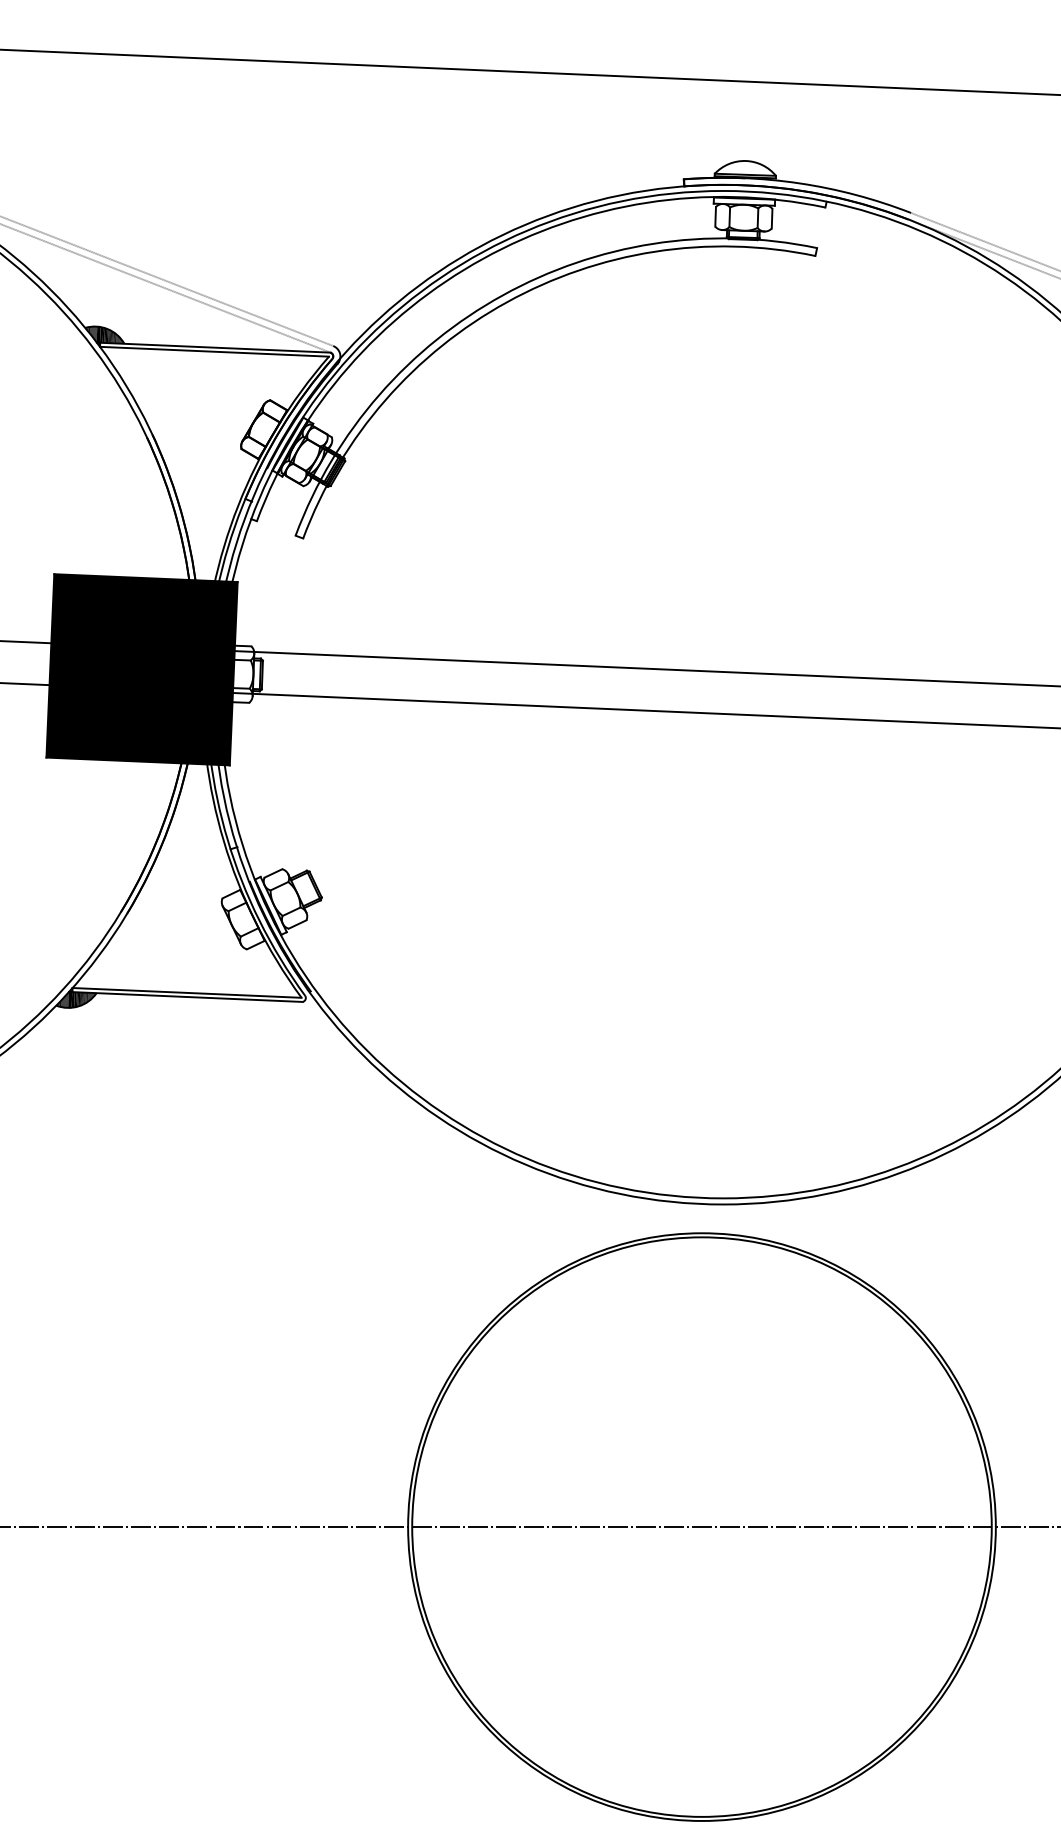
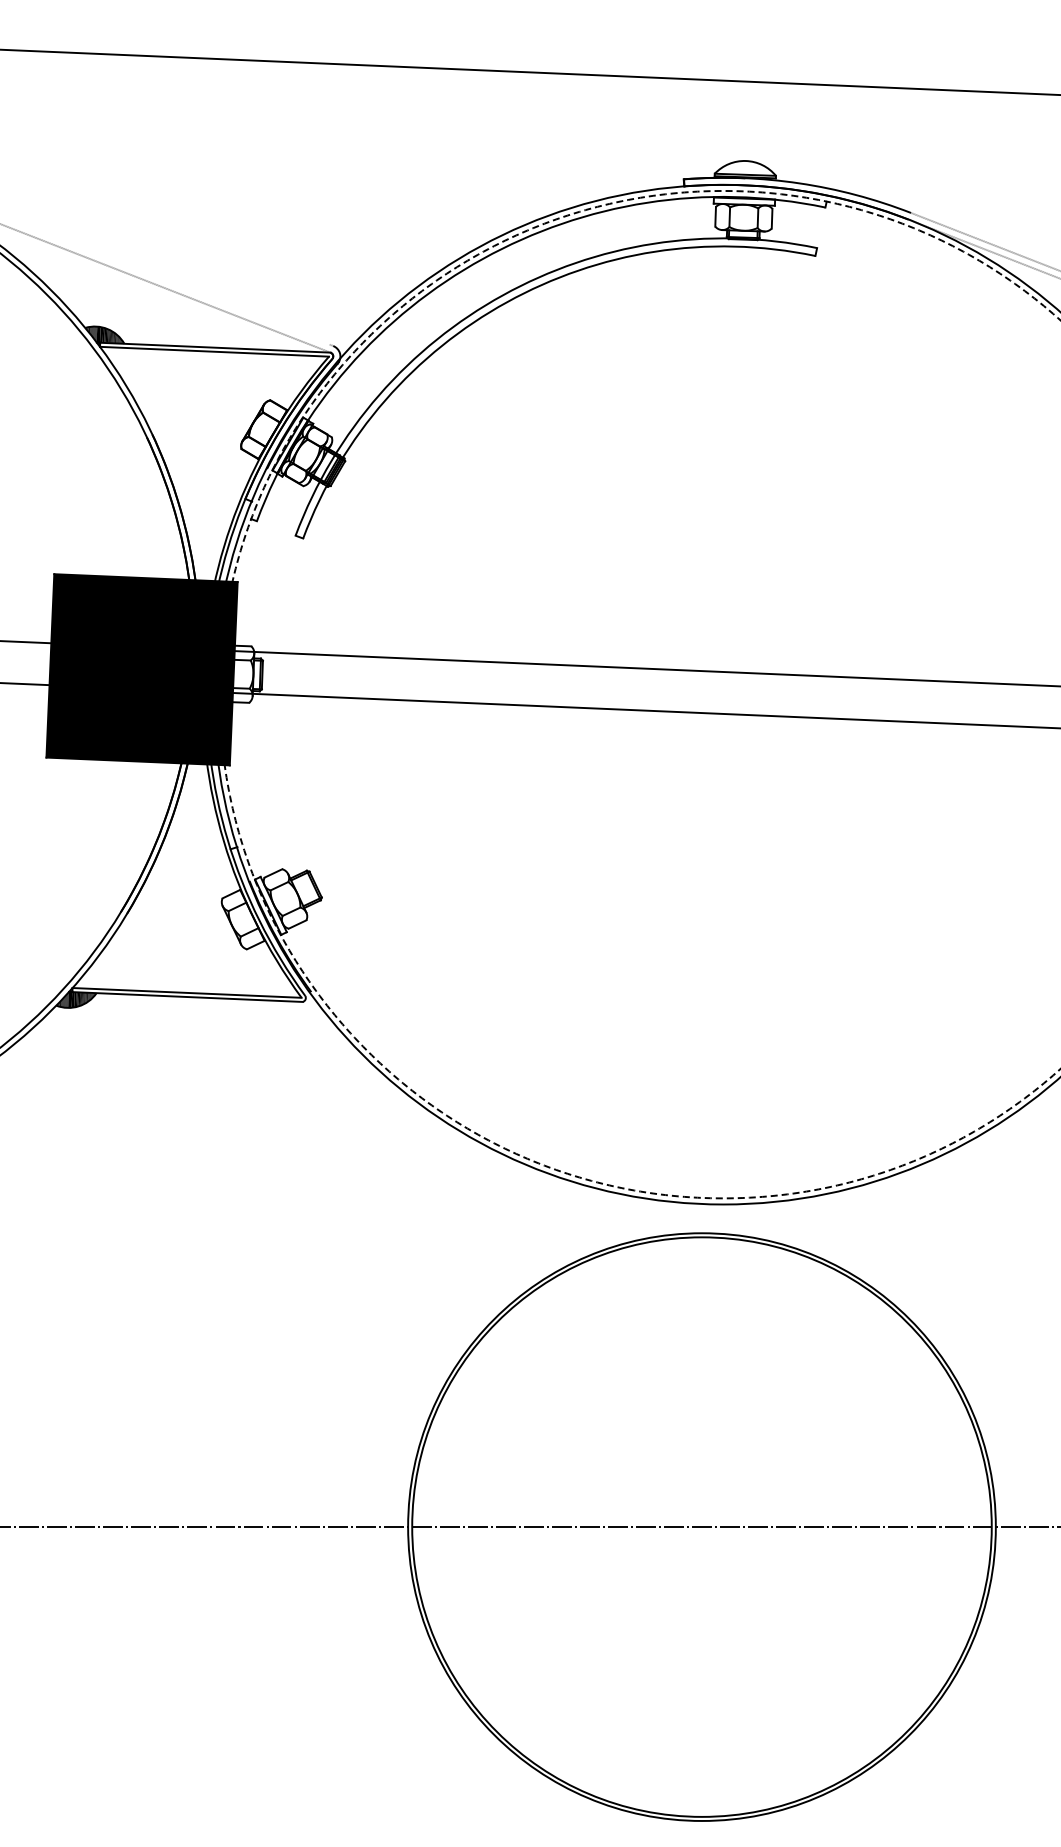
line: present -> none (165, 280)
circle: solid -> dashed (639, 694)
